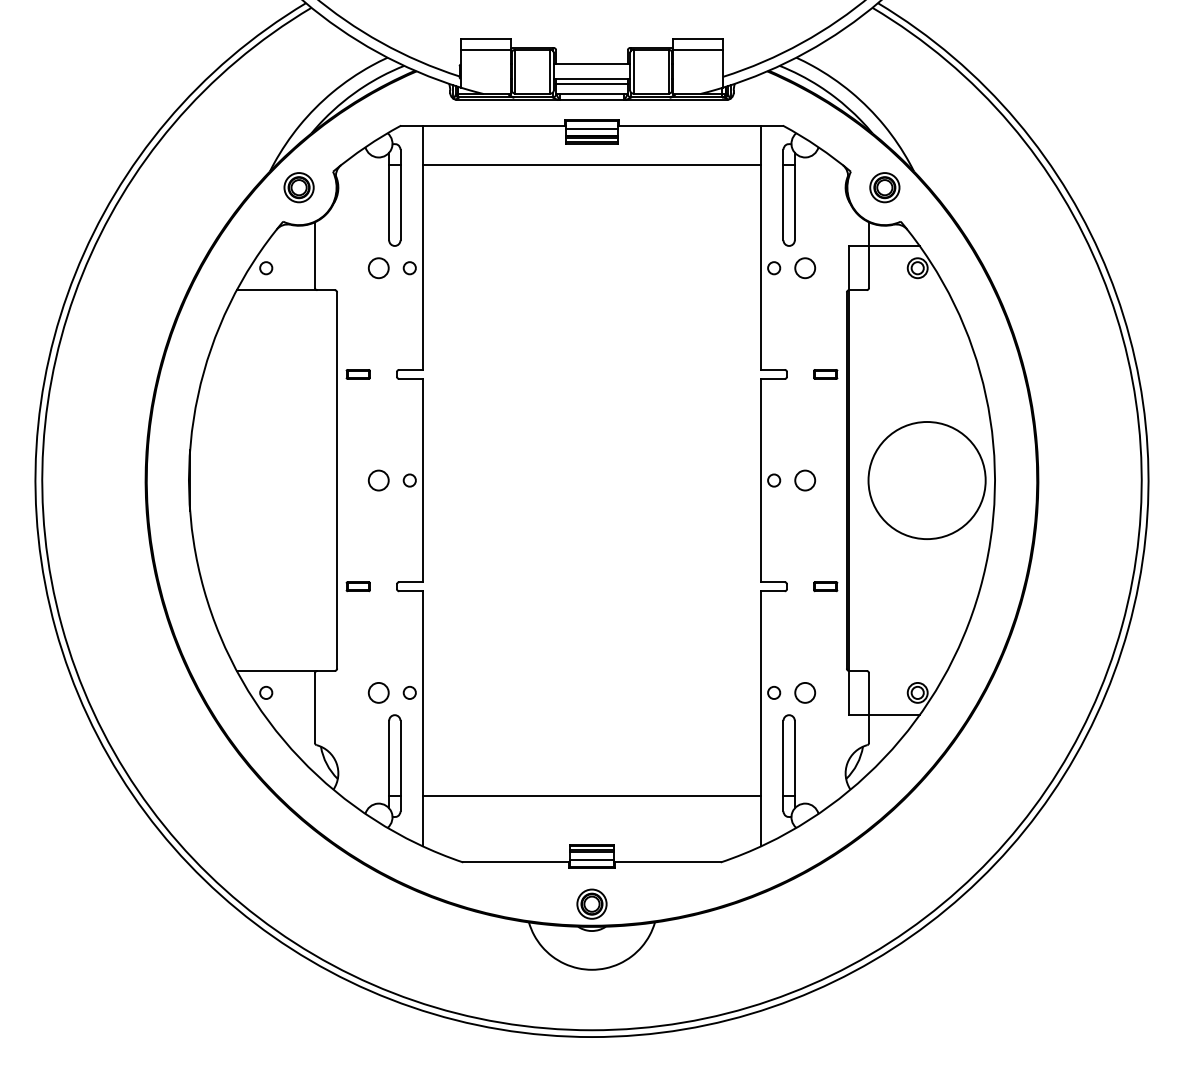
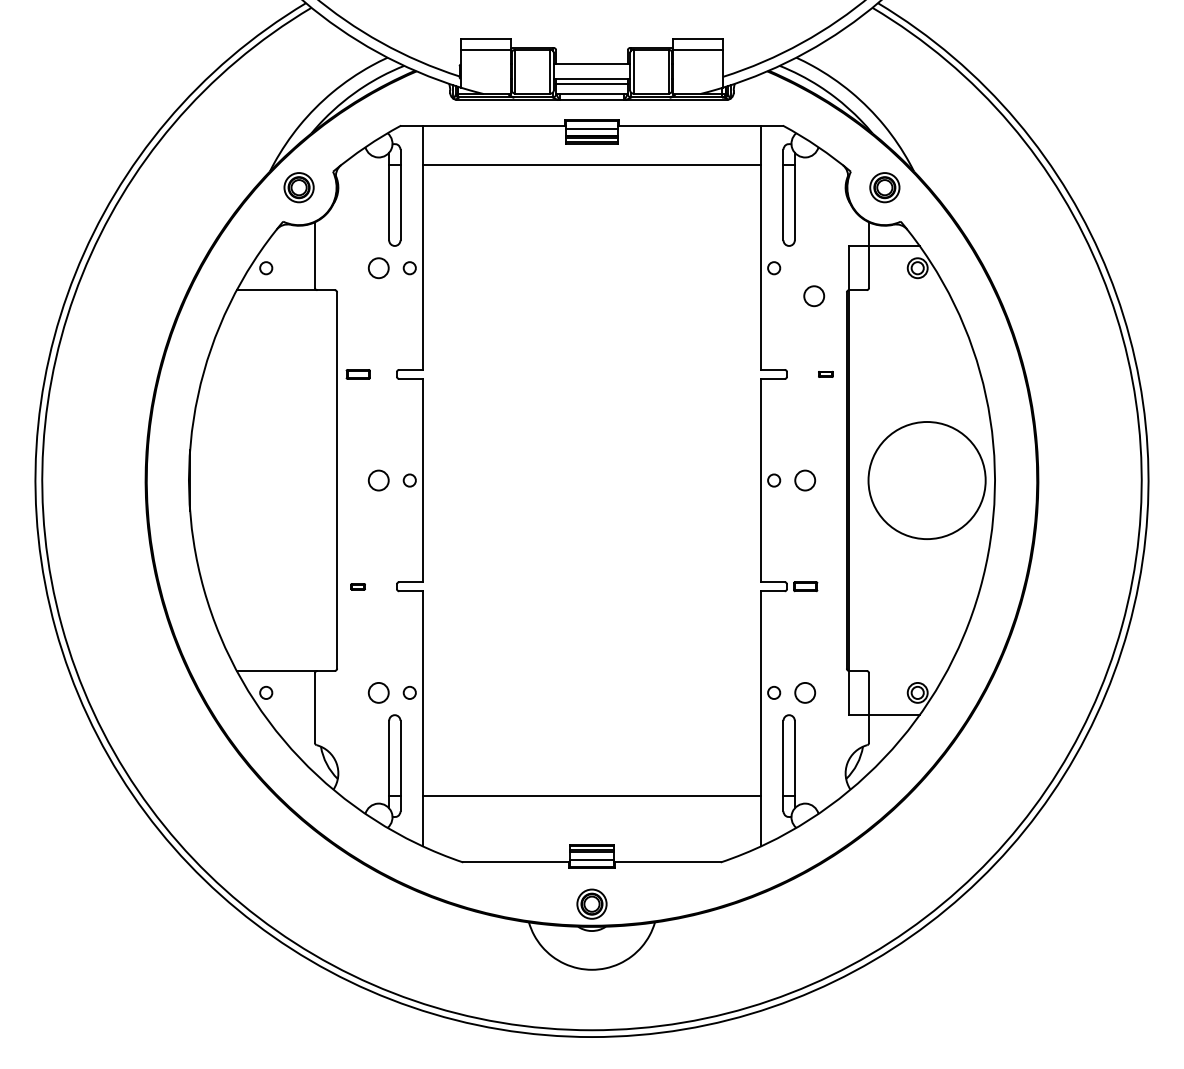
circle position: (805, 268) -> (814, 296) (814, 296)
part size: 26x11 px -> 16x8 px (825, 373)
part size: 26x12 px -> 16x8 px (357, 586)
part position: (825, 586) -> (805, 586) (805, 586)
